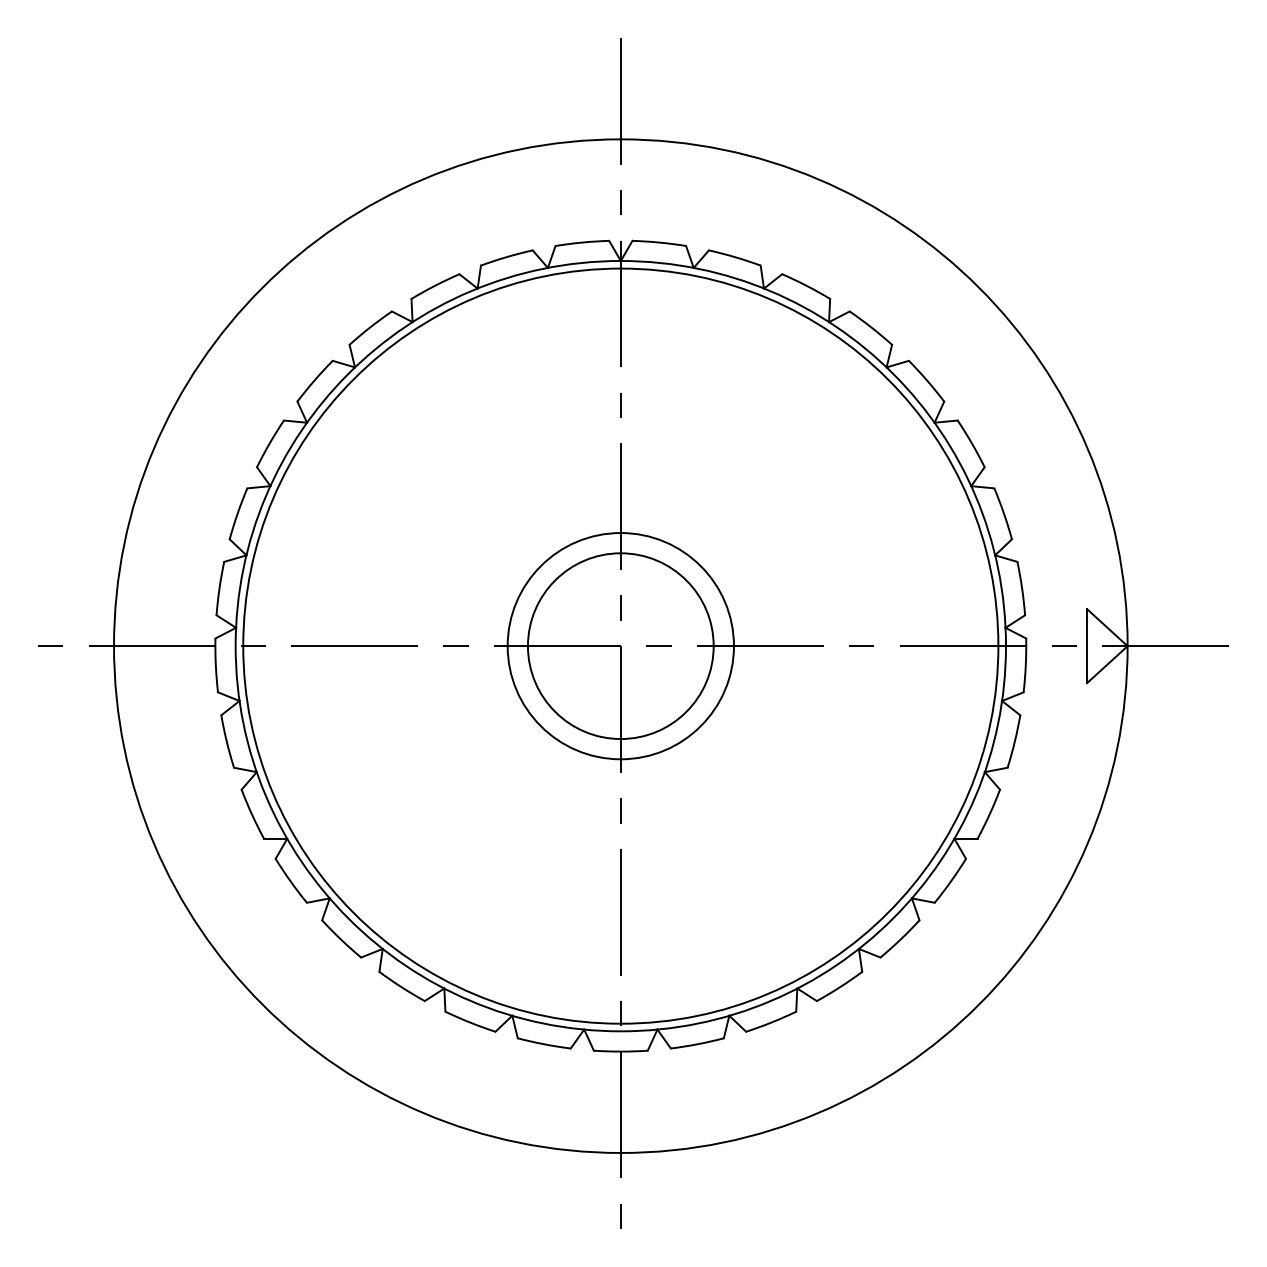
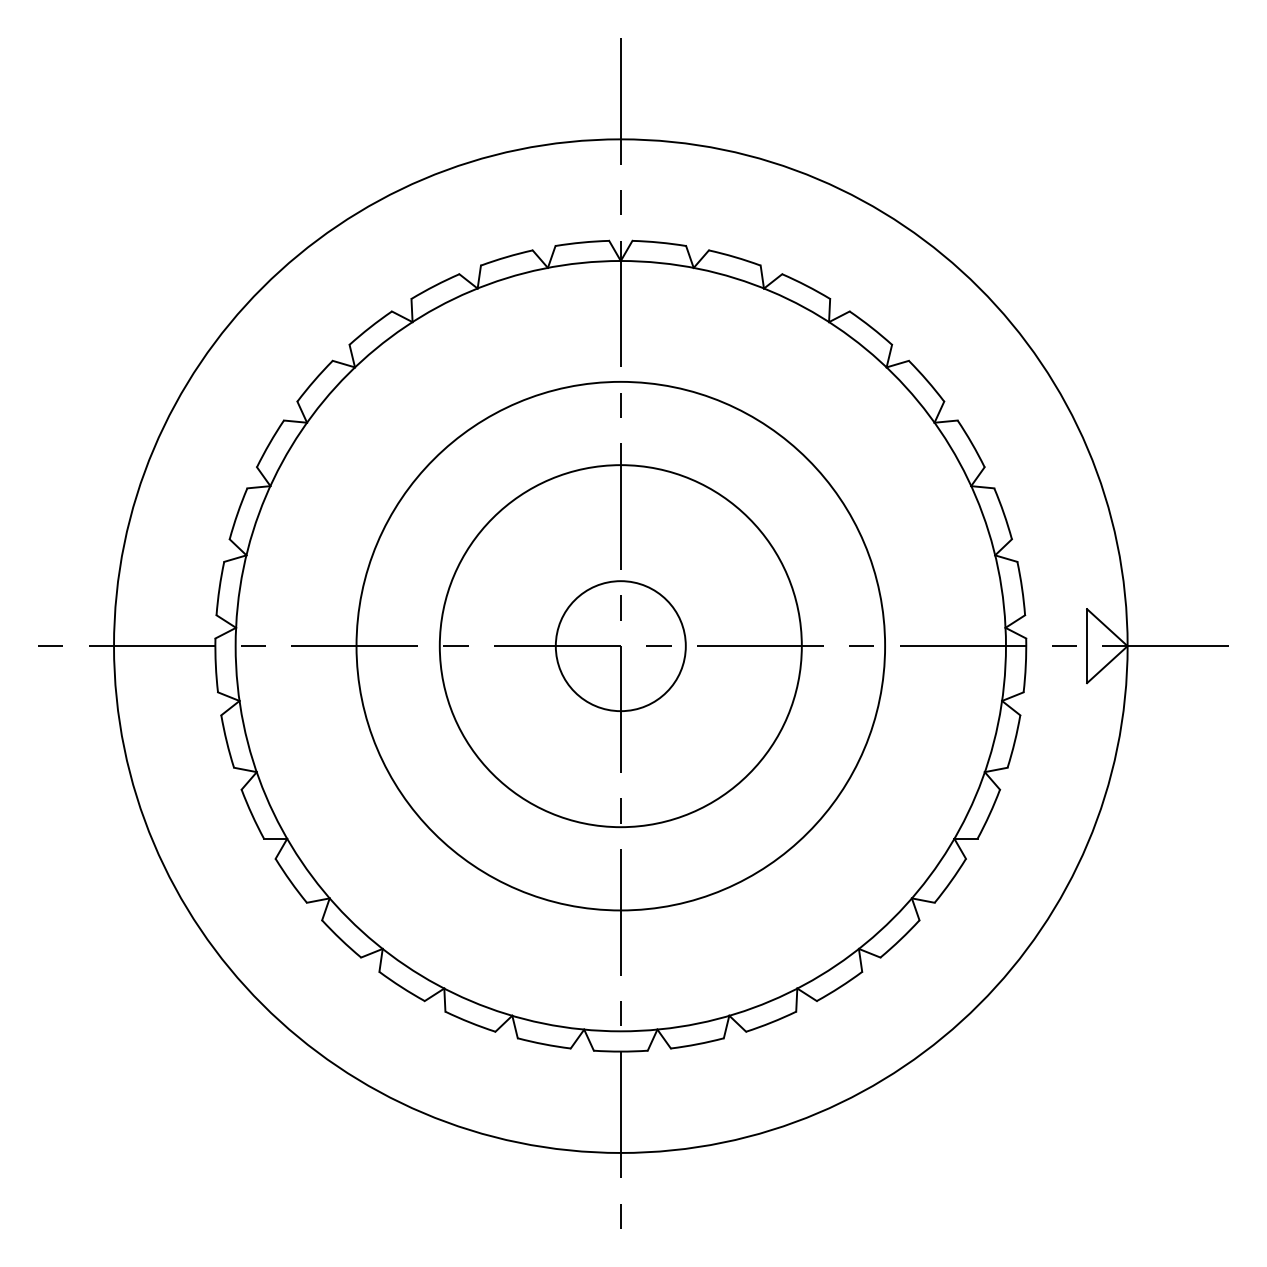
circle diameter: 755 px -> 529 px (620, 645)
circle diameter: 186 px -> 130 px (620, 646)
circle diameter: 226 px -> 362 px (620, 646)
